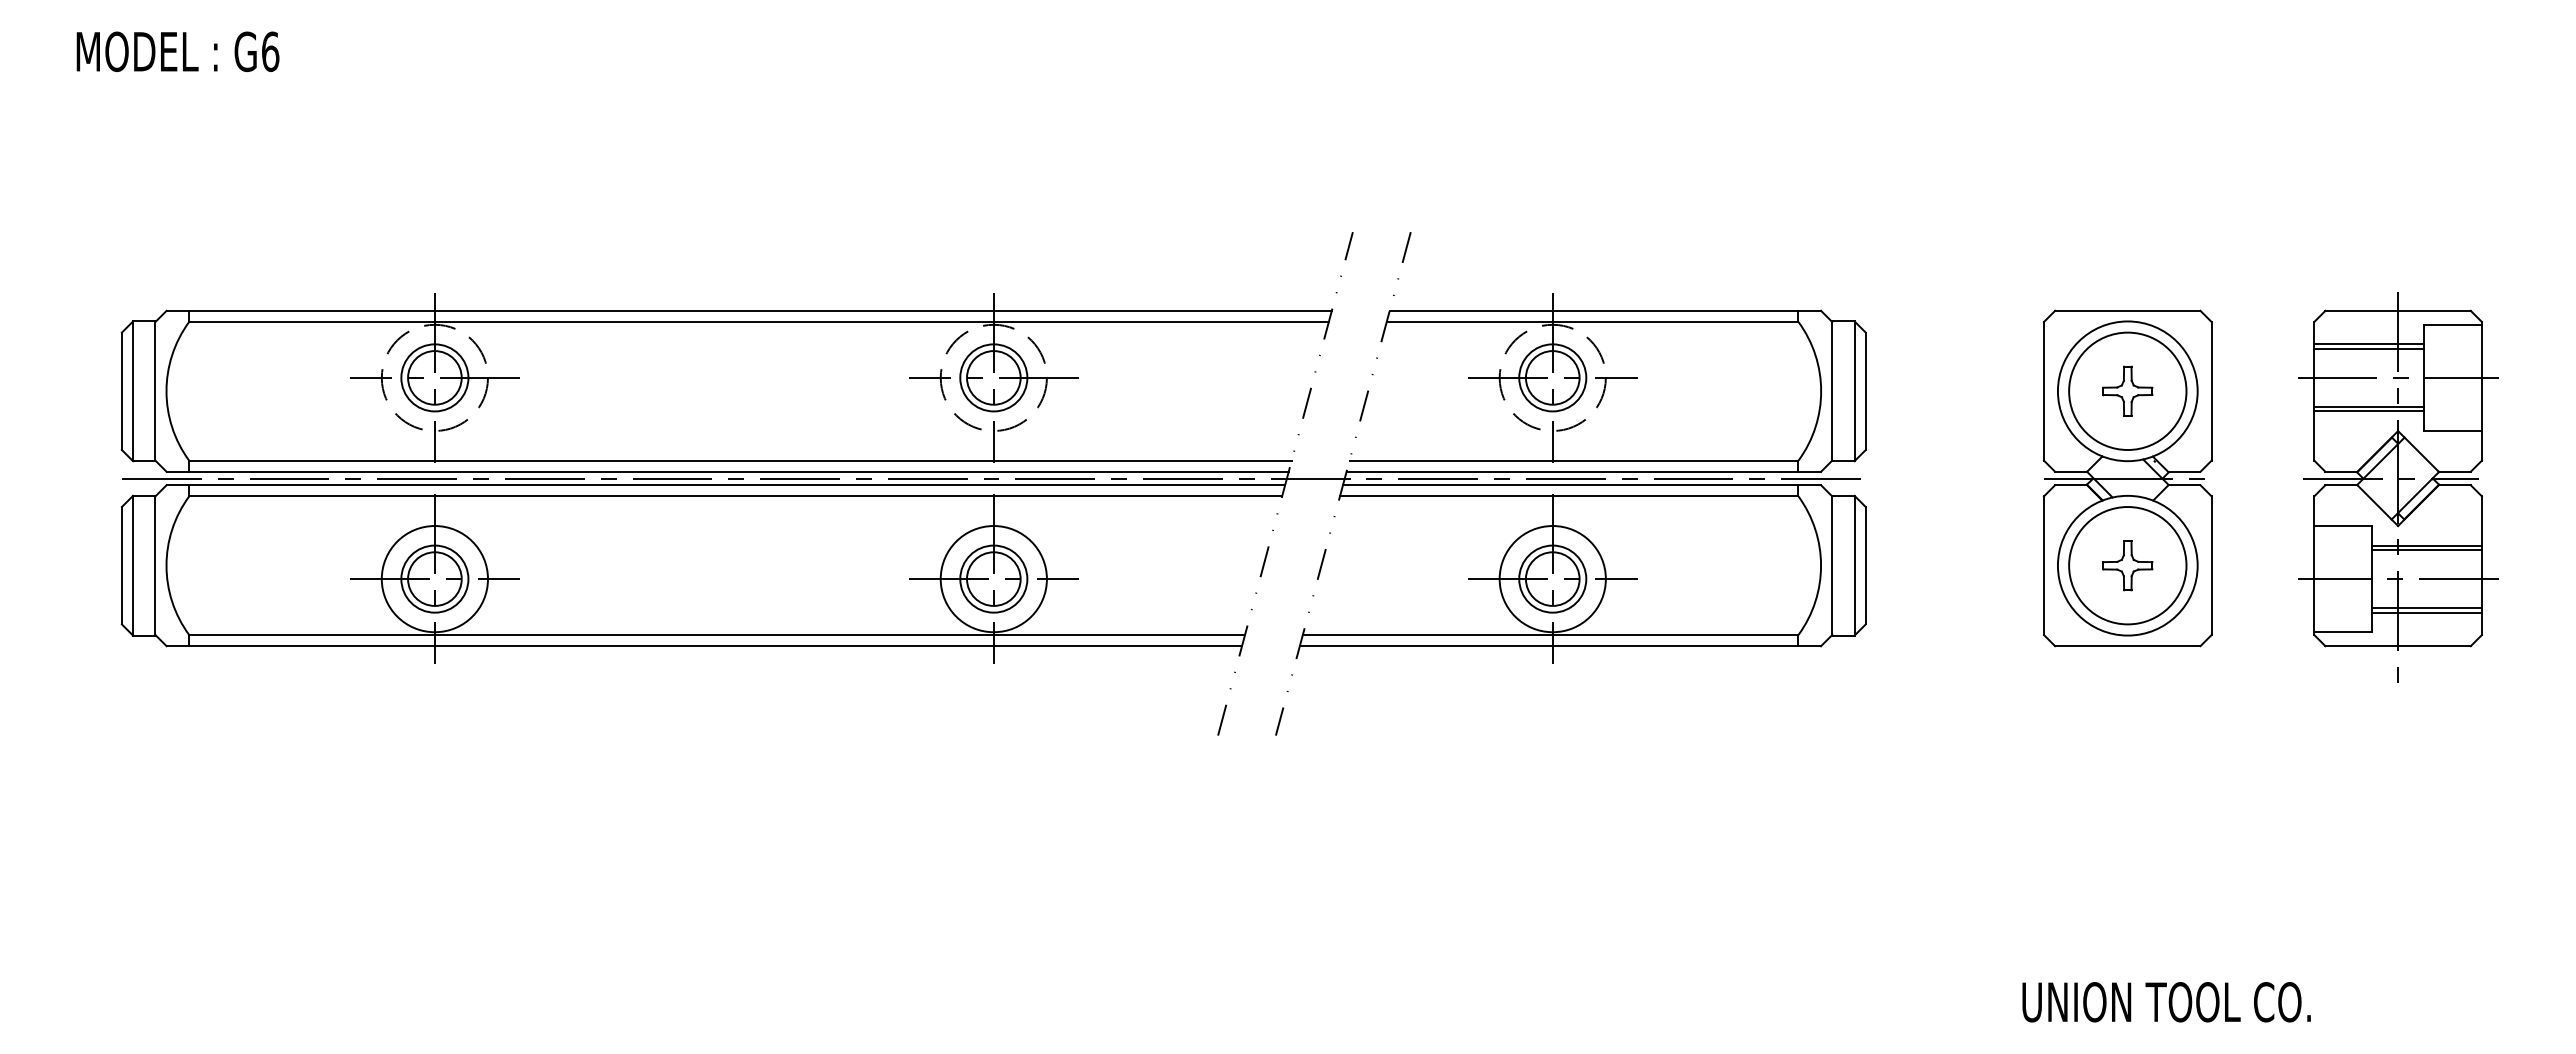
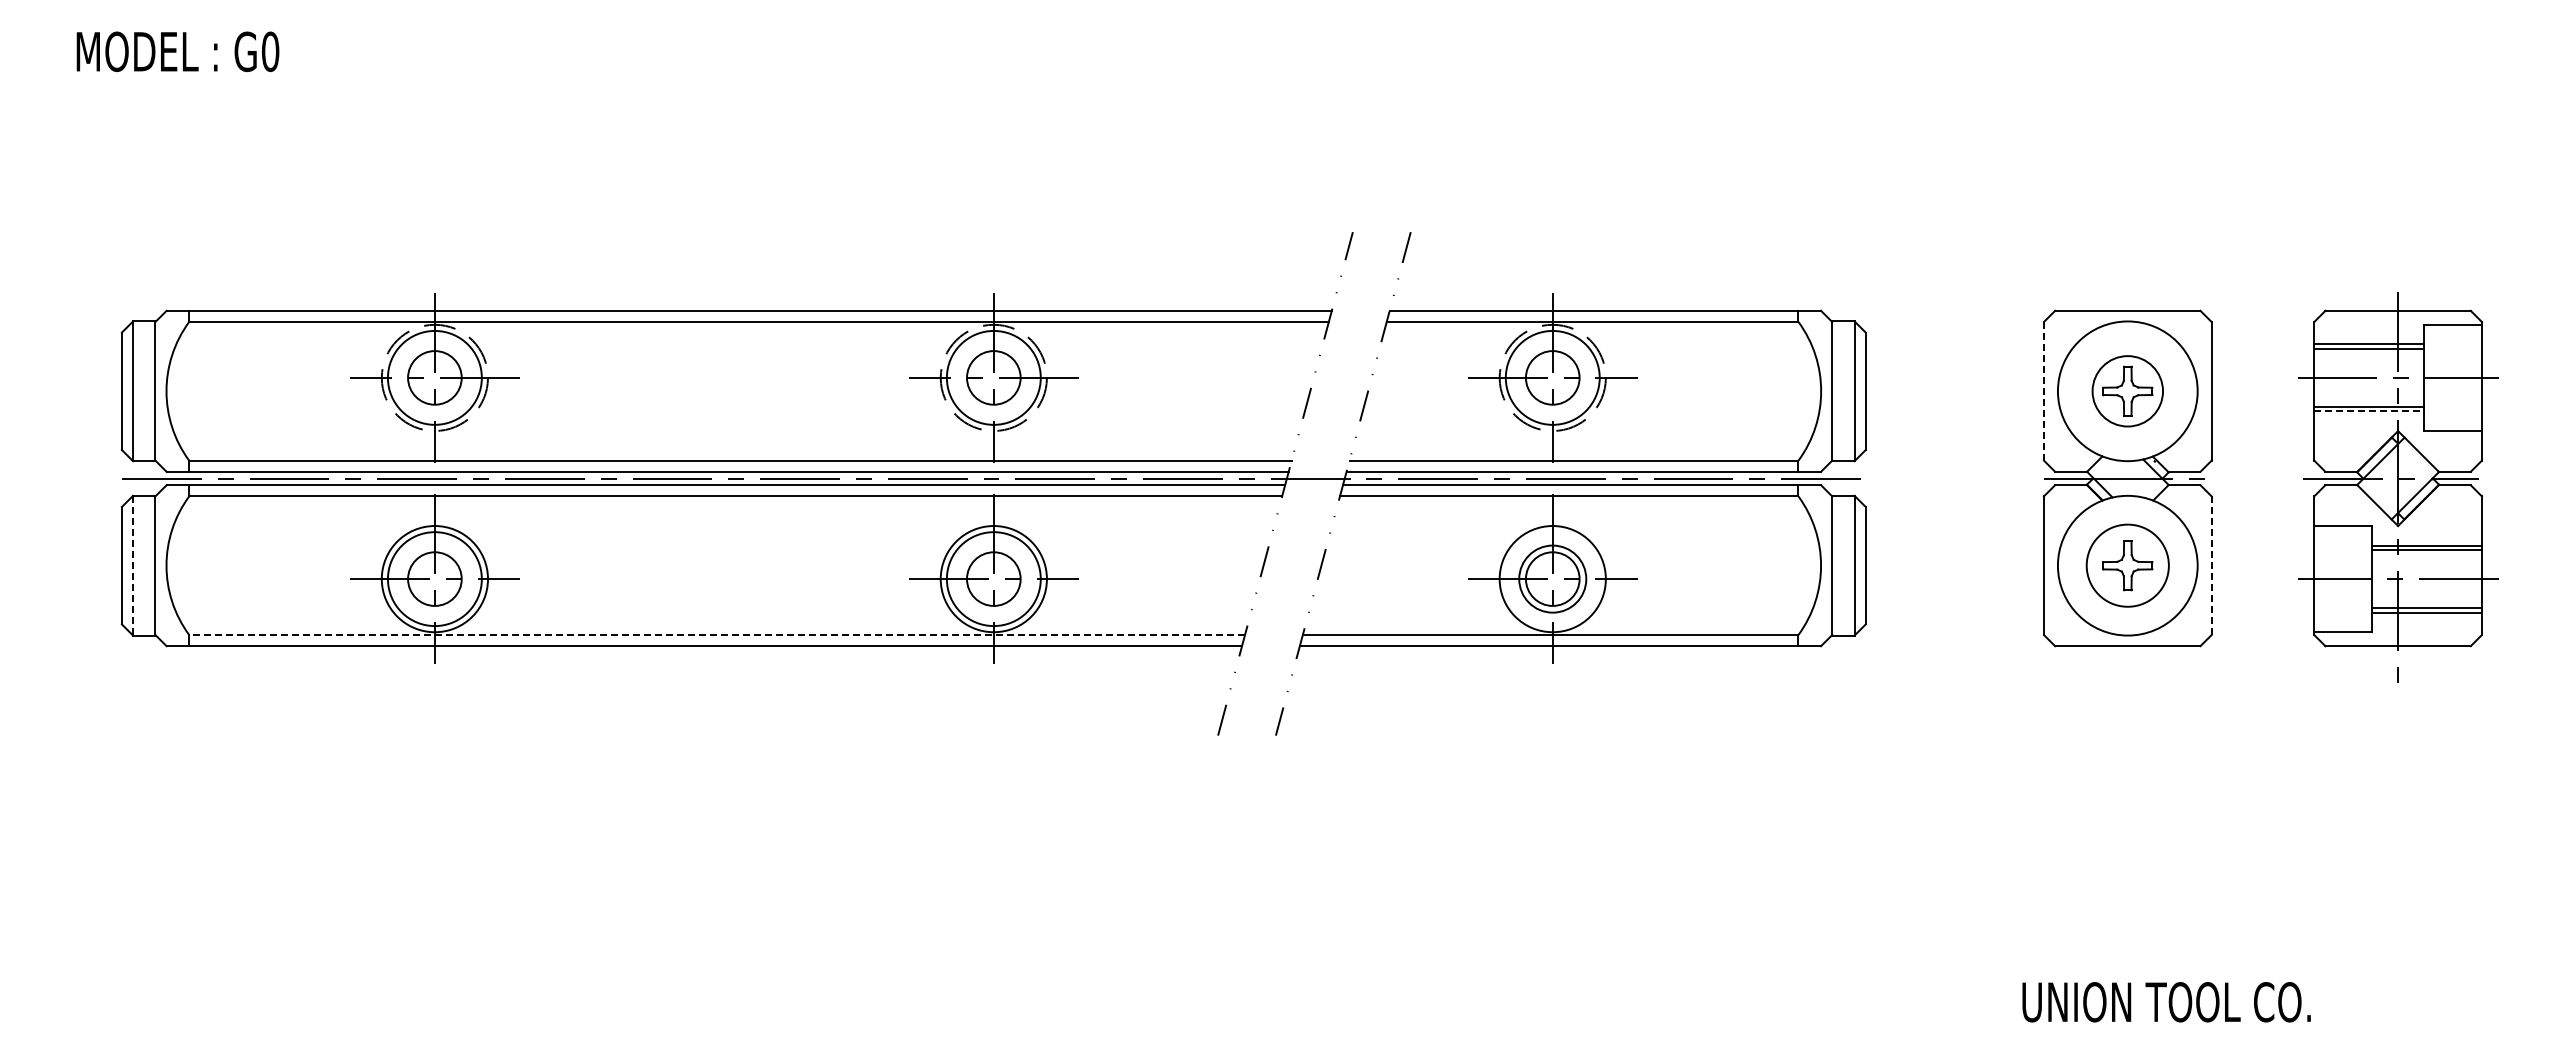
text: G6 -> G0 (270, 51)
circle diameter: 67 px -> 94 px (434, 377)
circle diameter: 67 px -> 94 px (993, 377)
circle diameter: 67 px -> 94 px (1552, 377)
line: solid -> dashed (2043, 391)
circle diameter: 117 px -> 70 px (2127, 391)
line: solid -> dashed (2369, 411)
line: solid -> dashed (133, 565)
circle diameter: 117 px -> 82 px (2127, 565)
line: solid -> dashed (2211, 565)
circle diameter: 67 px -> 94 px (434, 579)
circle diameter: 67 px -> 94 px (993, 579)
line: solid -> dashed (717, 635)
